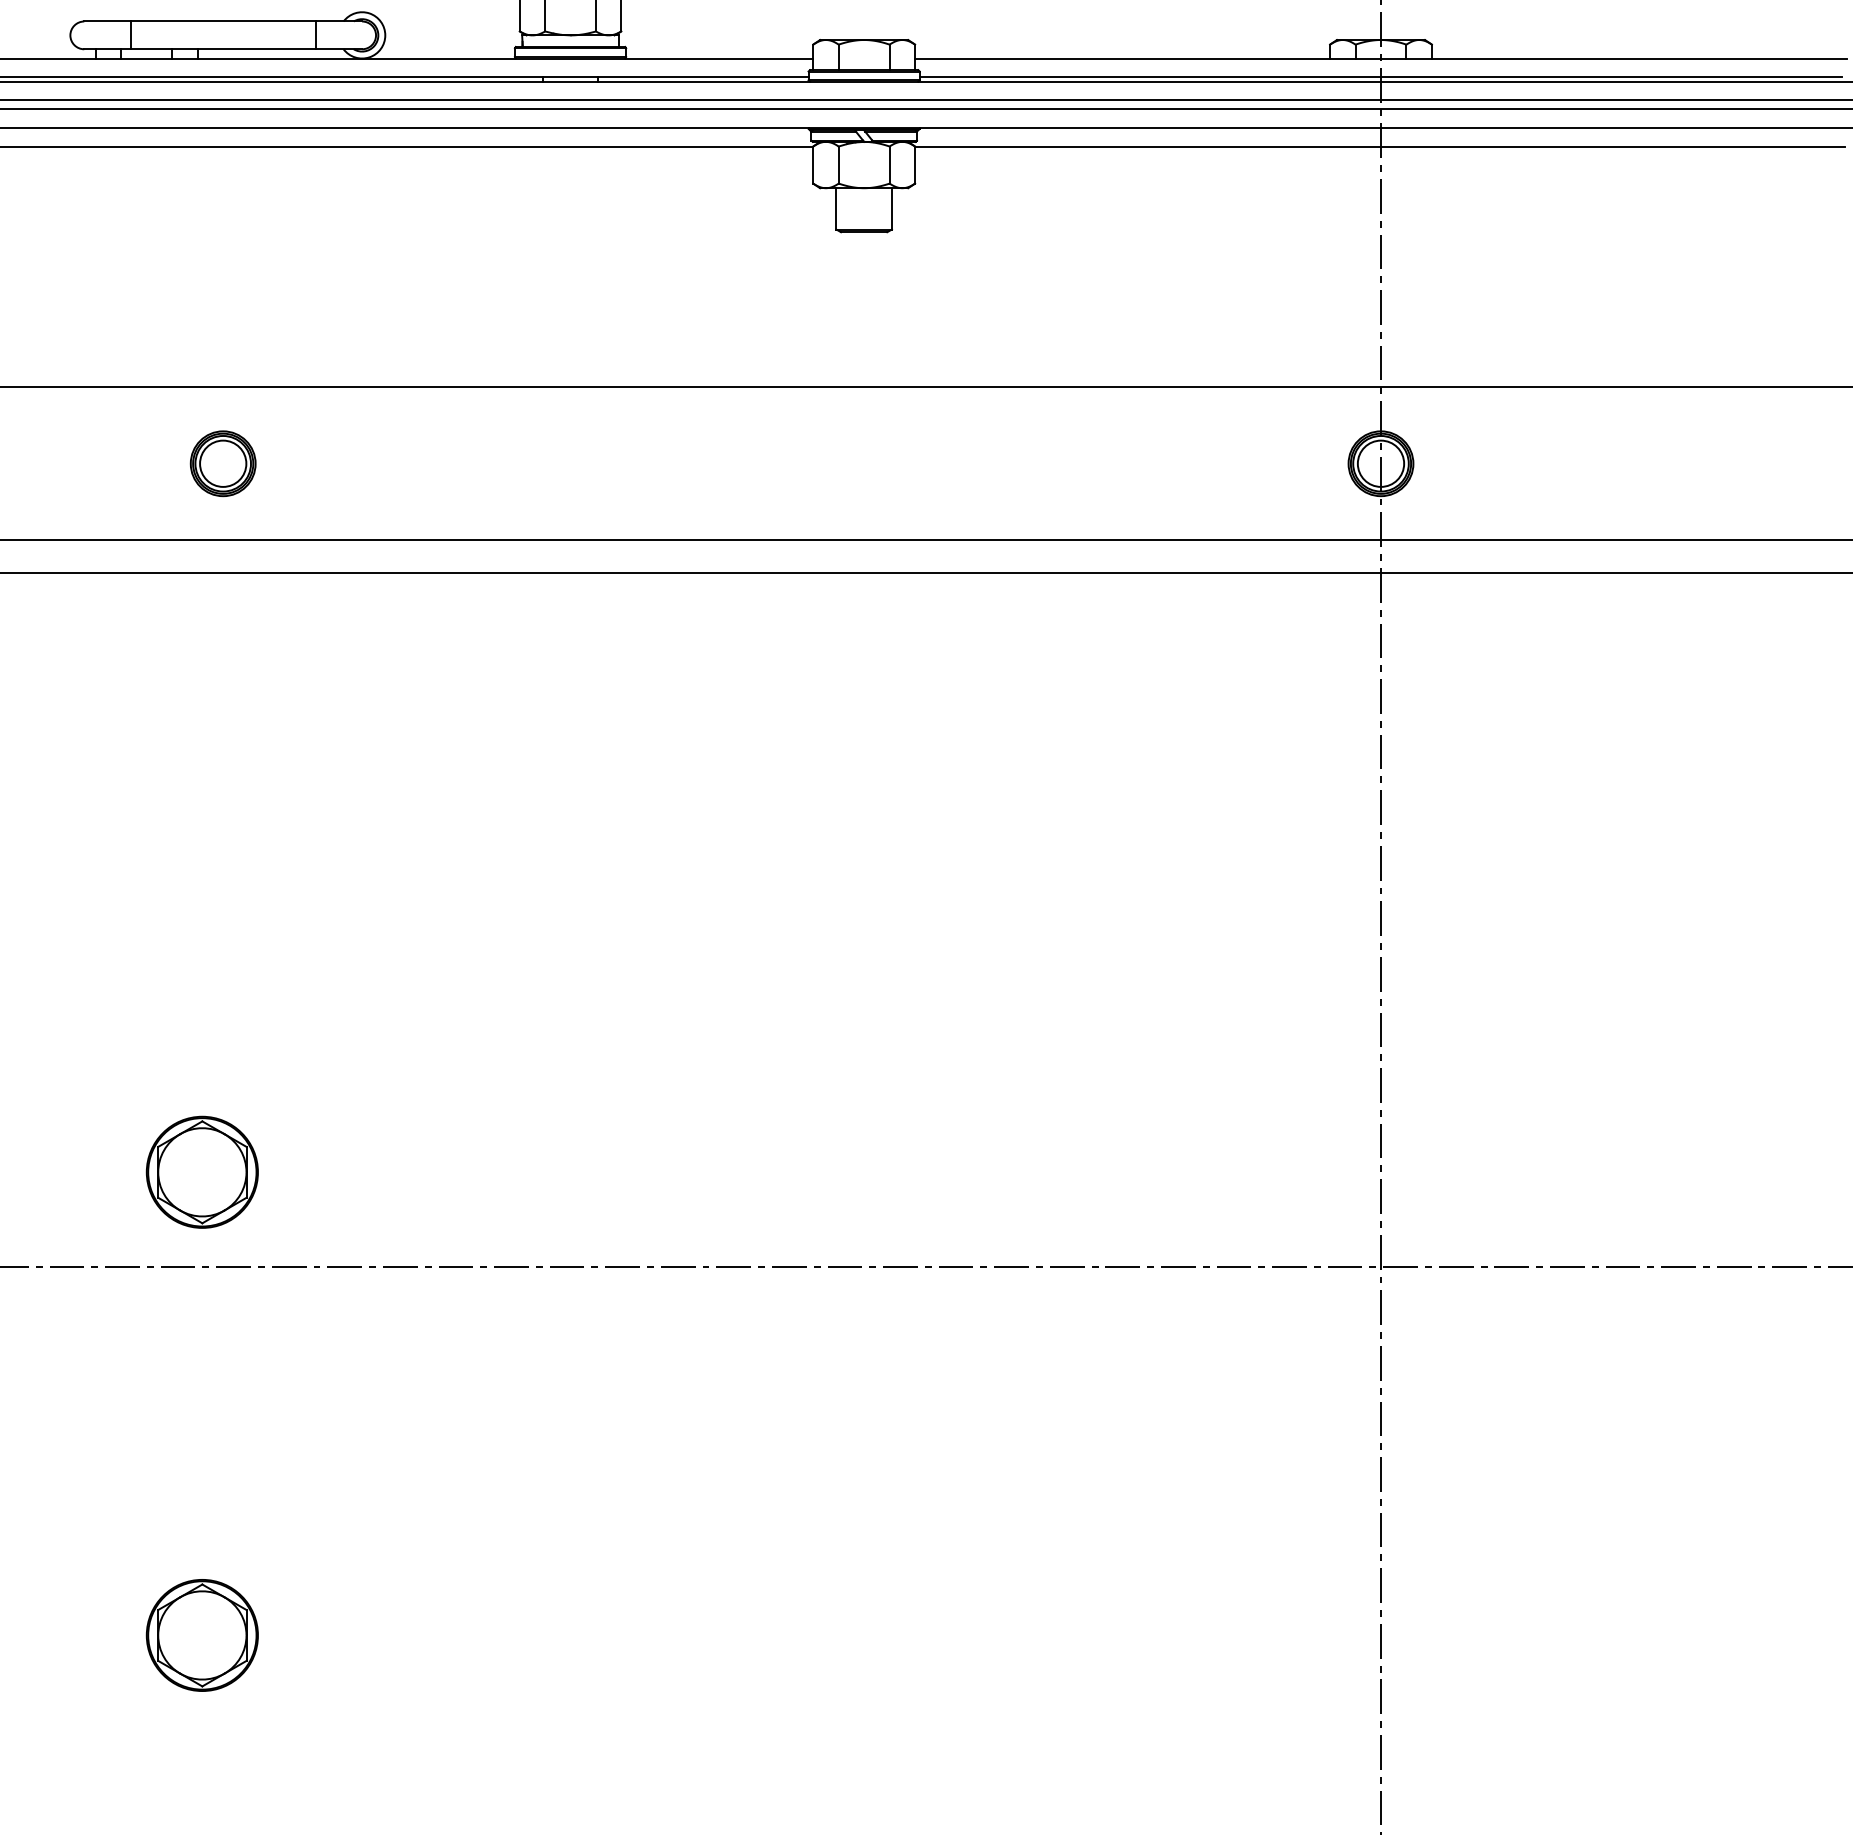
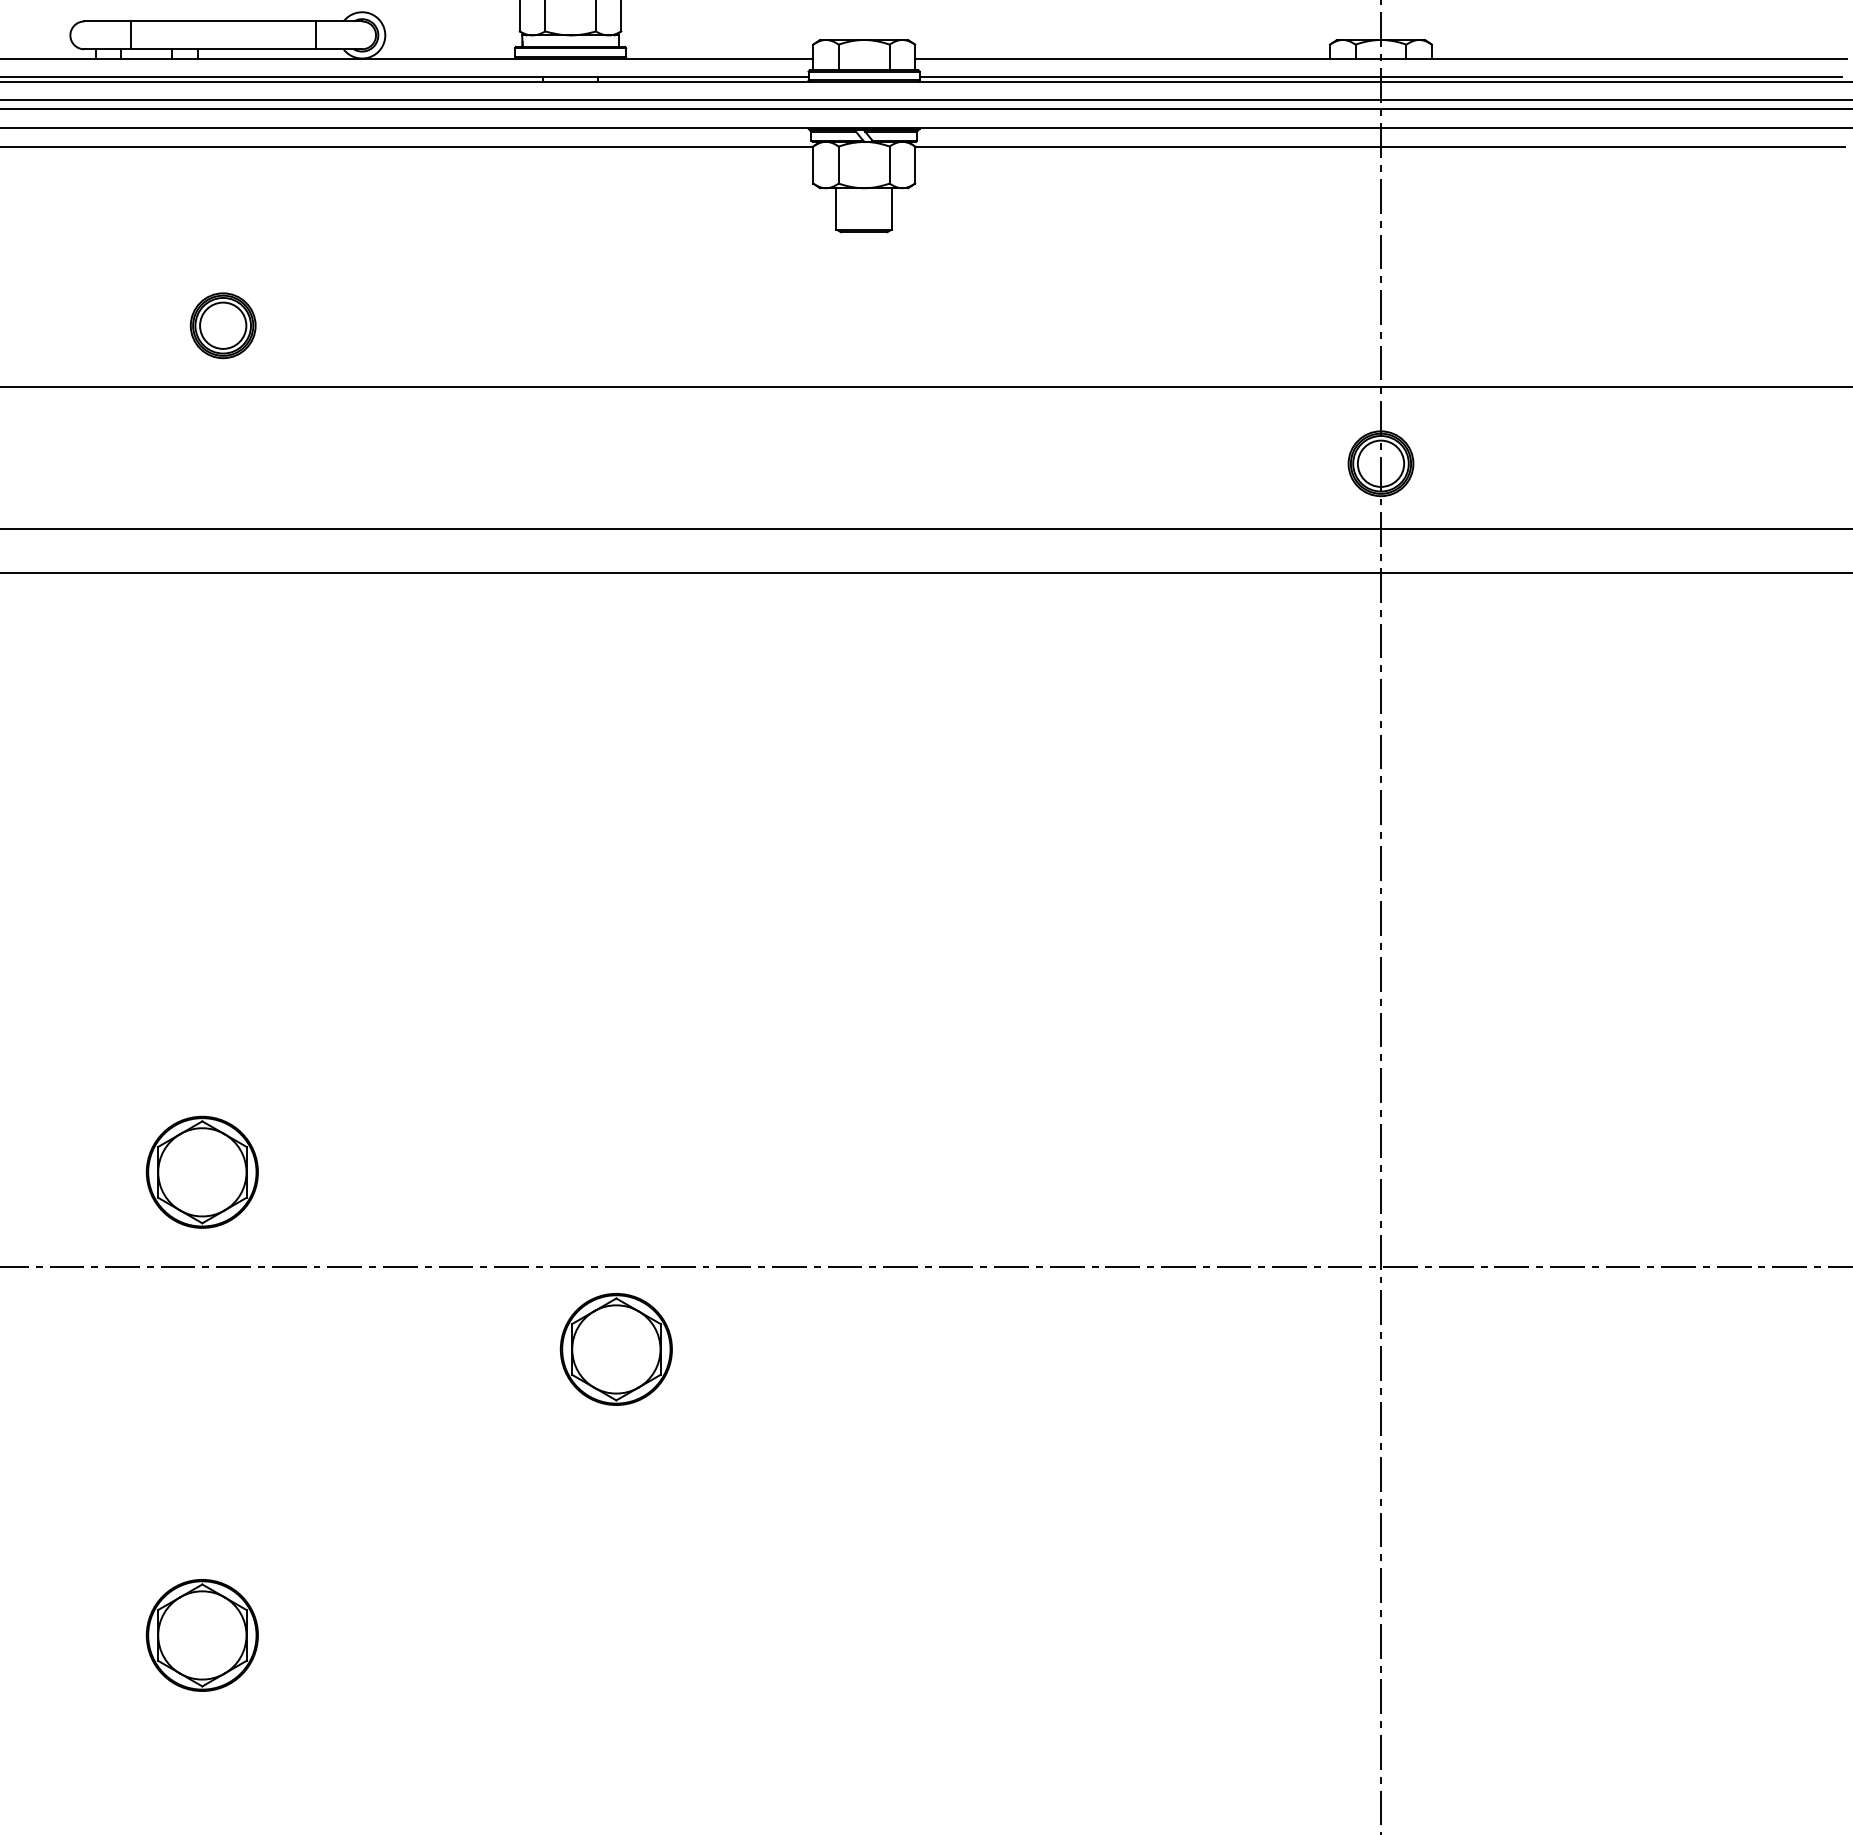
part position: (222, 463) -> (222, 325) (222, 325)
line position: (925, 540) -> (925, 529) (925, 529)
part: none -> present (615, 1349)
